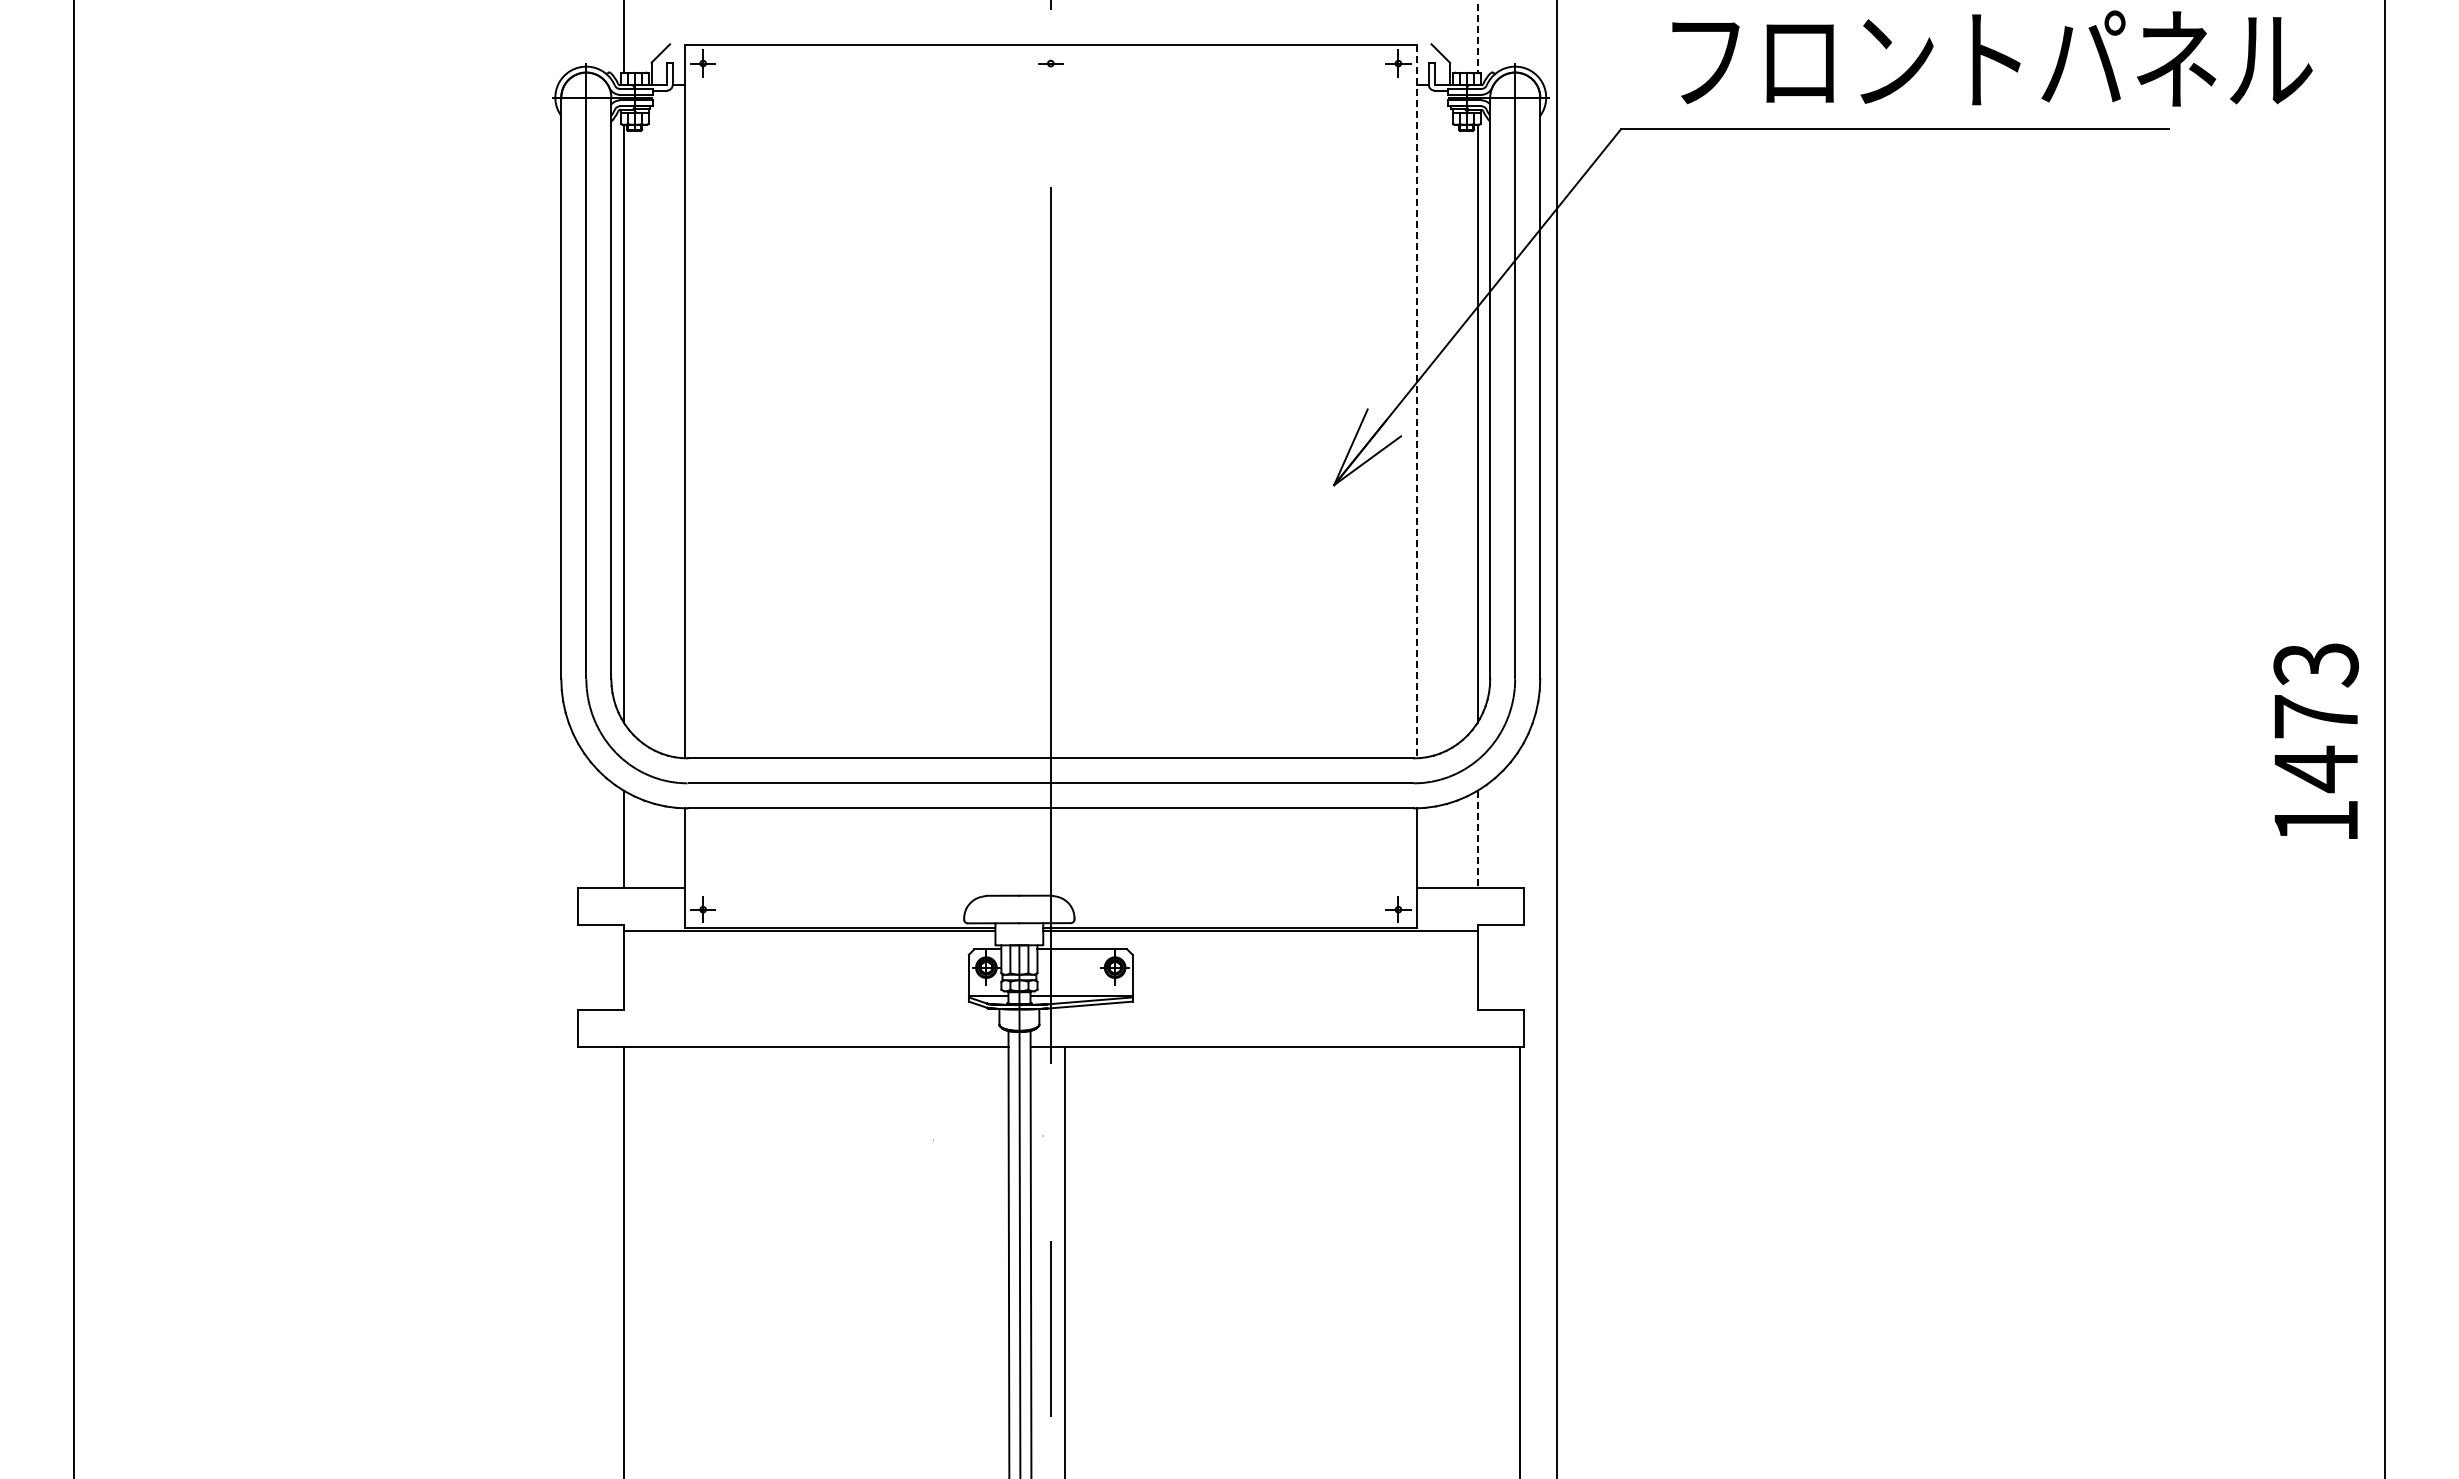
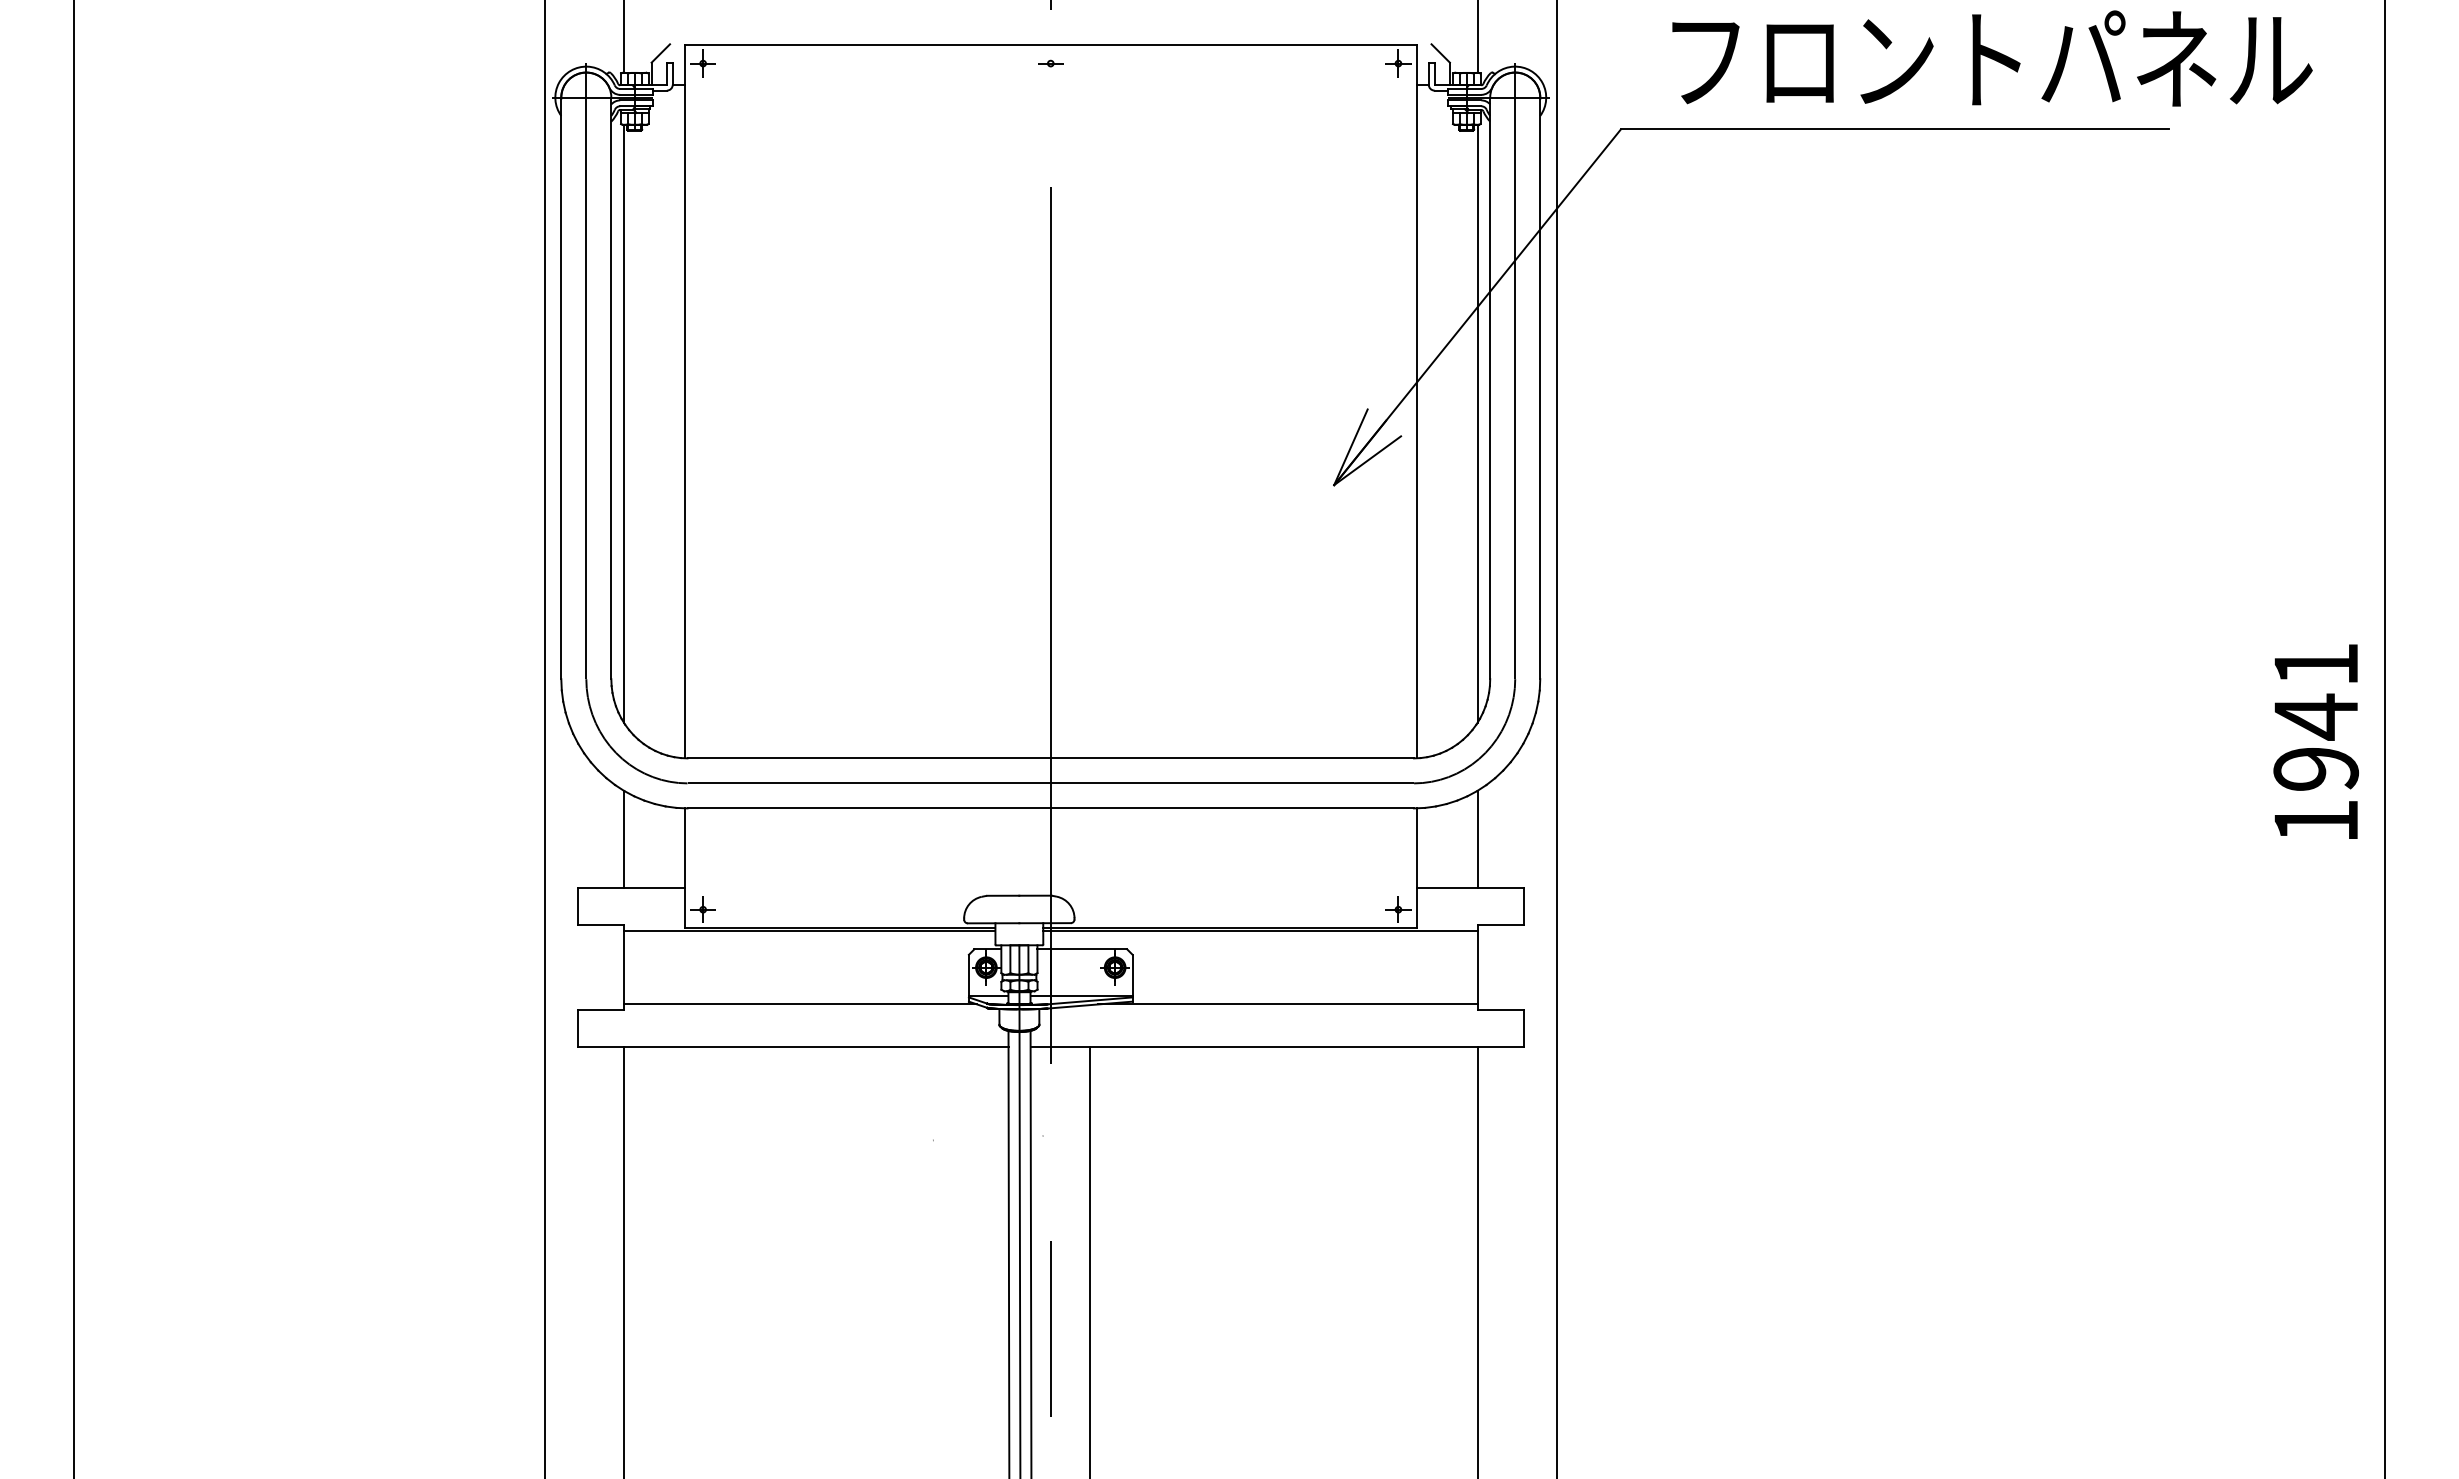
line: dashed -> solid (1477, 36)
line: dashed -> solid (1416, 401)
text: 1473 -> 1941 (2316, 718)
line: none -> present (544, 738)
line: dashed -> solid (1477, 839)
line: none -> present (800, 1004)
line: none -> present (1287, 1004)
line position: (1065, 1261) -> (1090, 1261) (1090, 1261)
line position: (1519, 1261) -> (1477, 1261) (1477, 1261)
